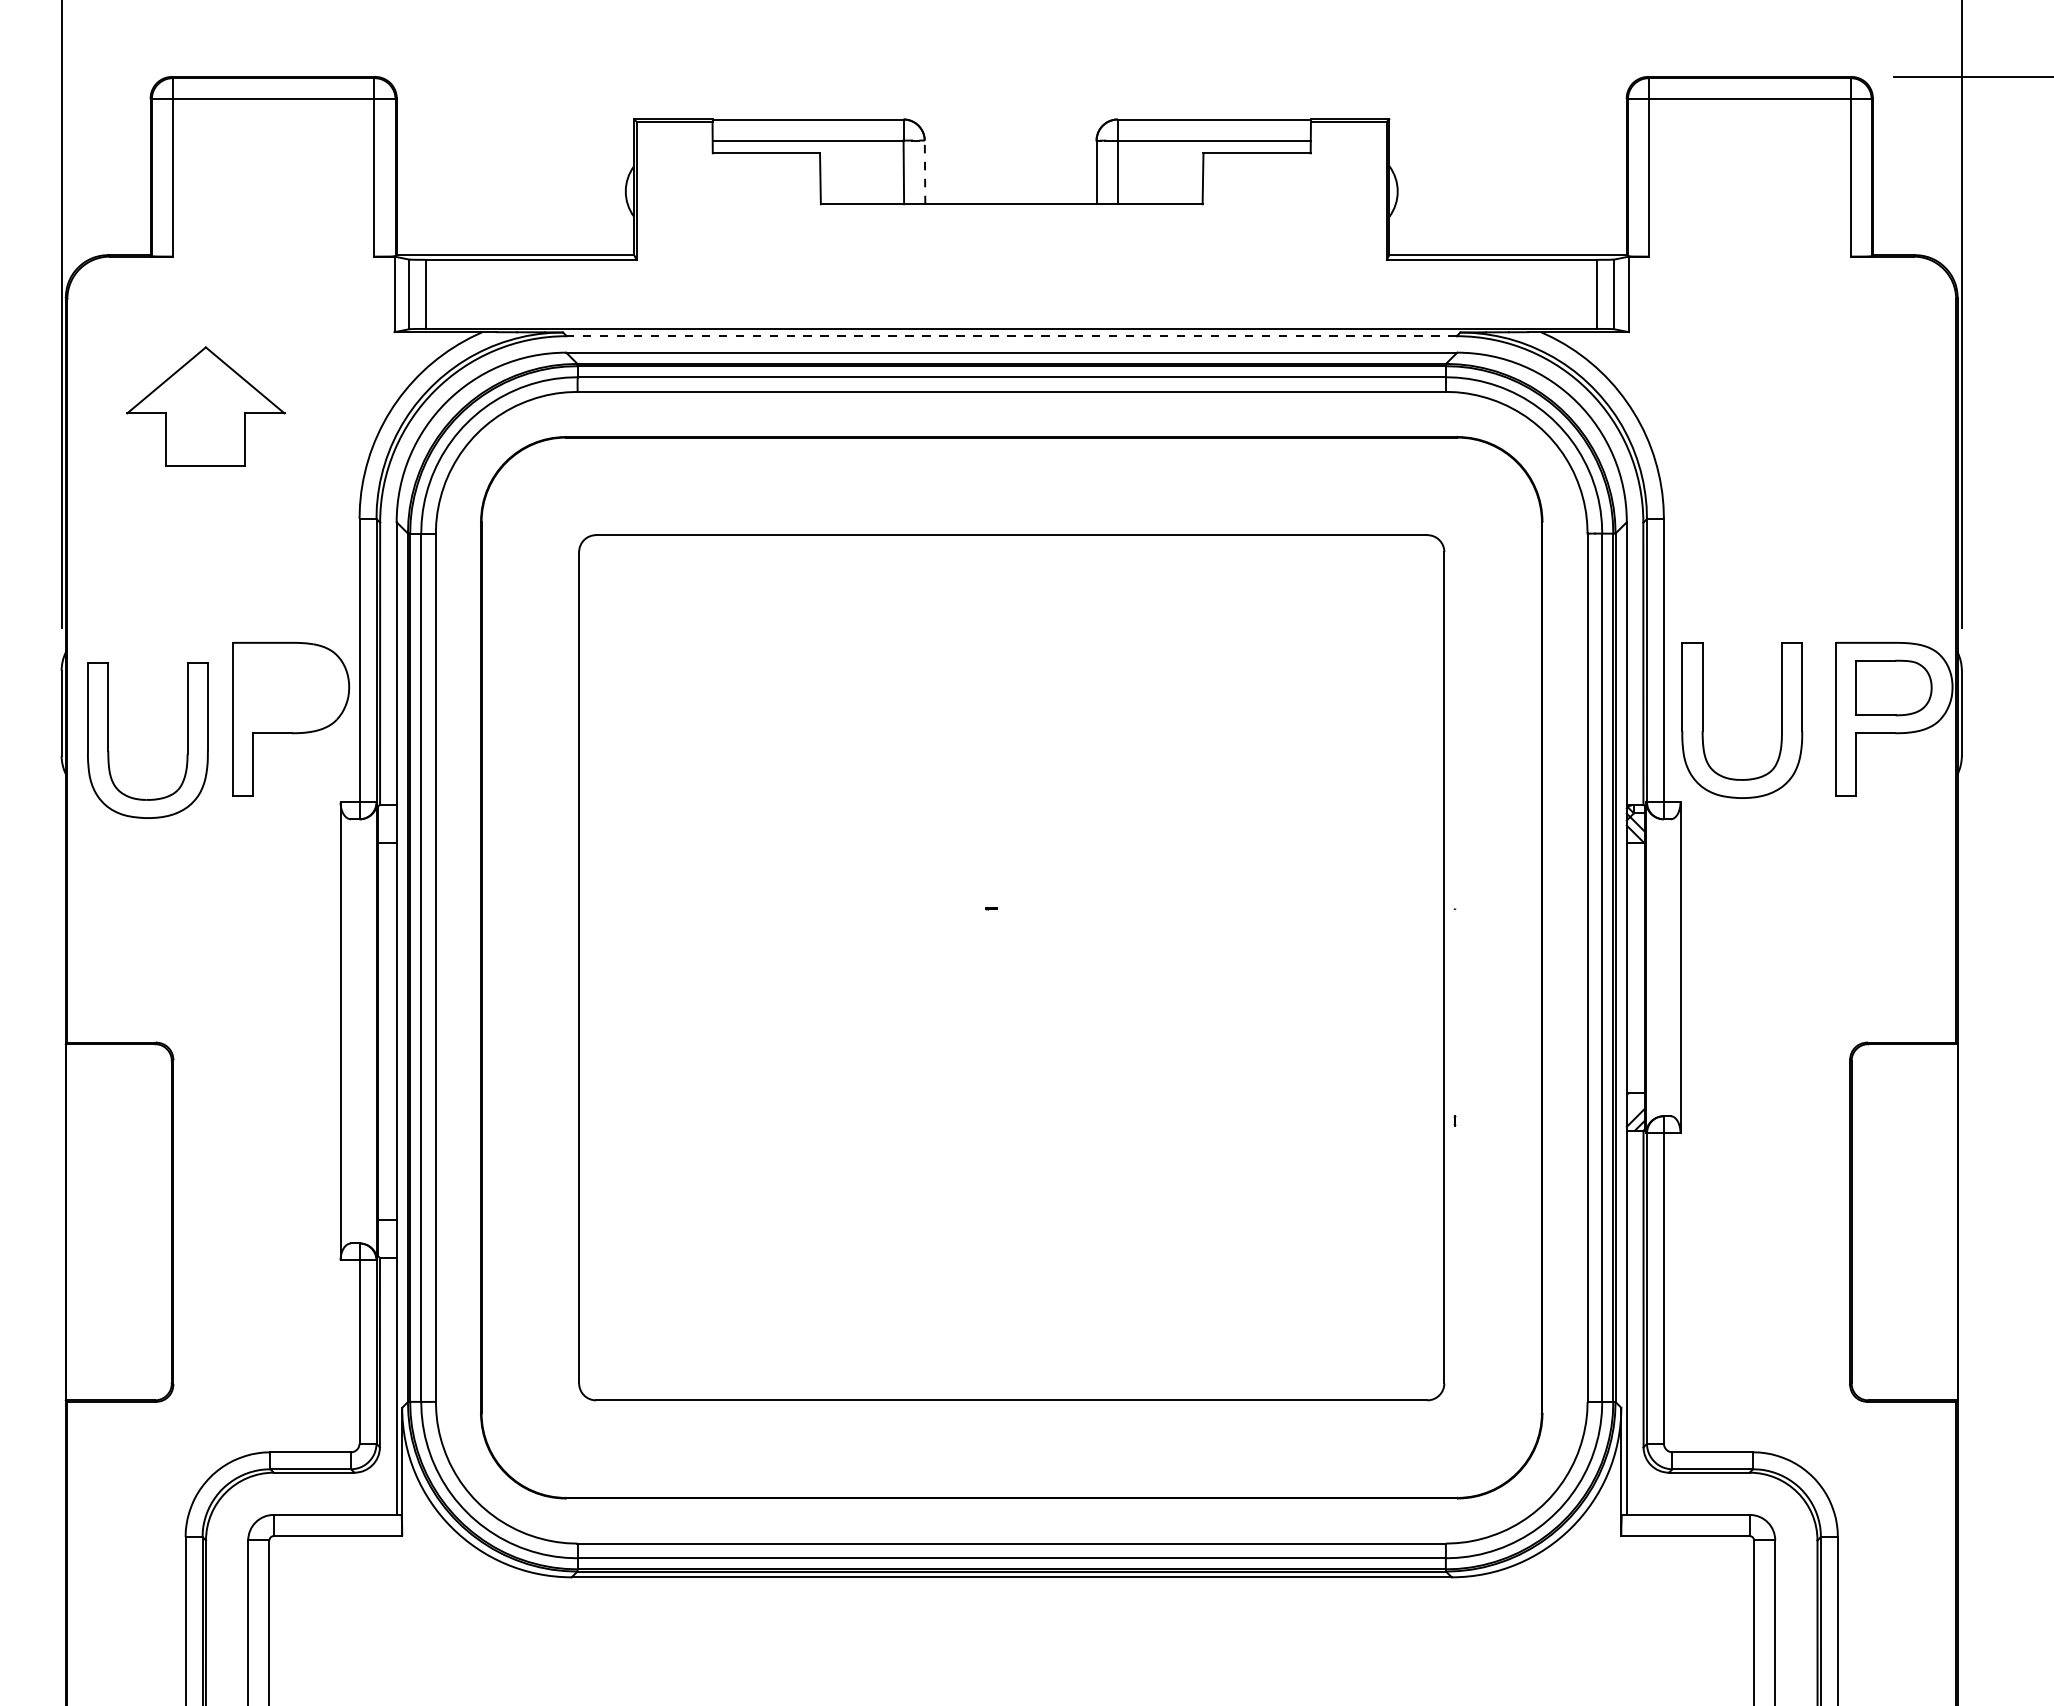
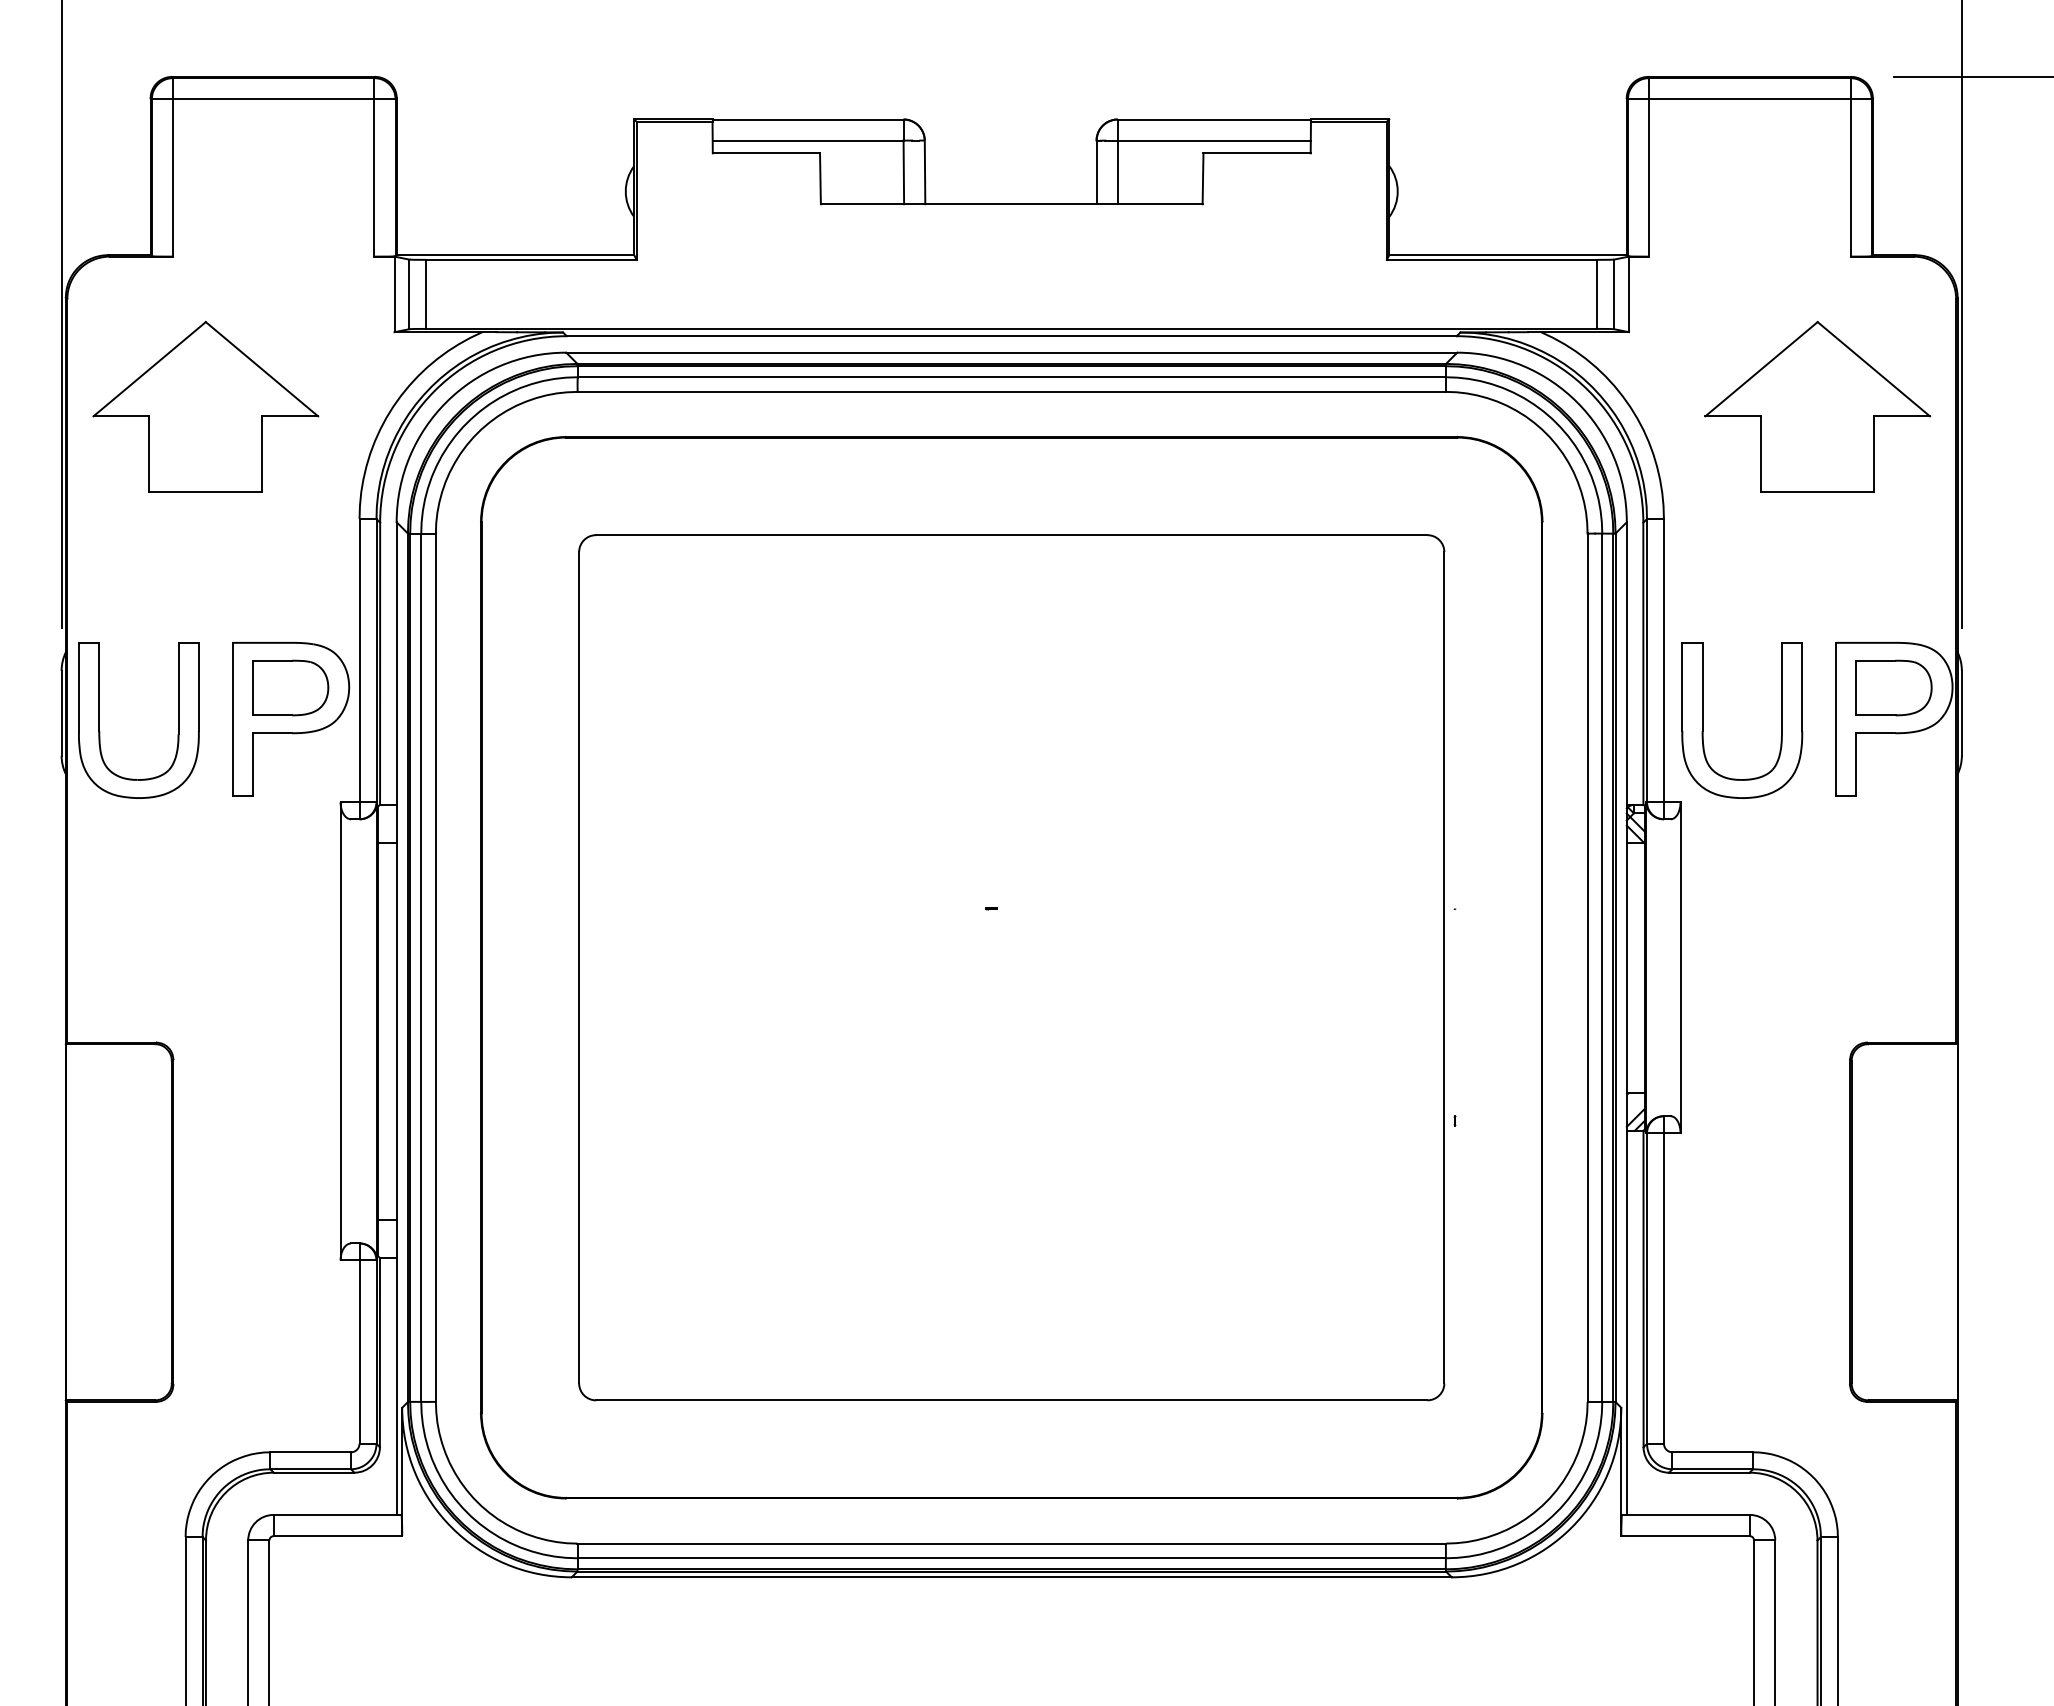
line: dashed -> solid (925, 172)
line: dashed -> solid (1011, 336)
part size: 160x121 px -> 228x173 px (205, 406)
part: none -> present (1817, 406)
part: none -> present (290, 687)
part position: (108, 740) -> (99, 720) (99, 720)
